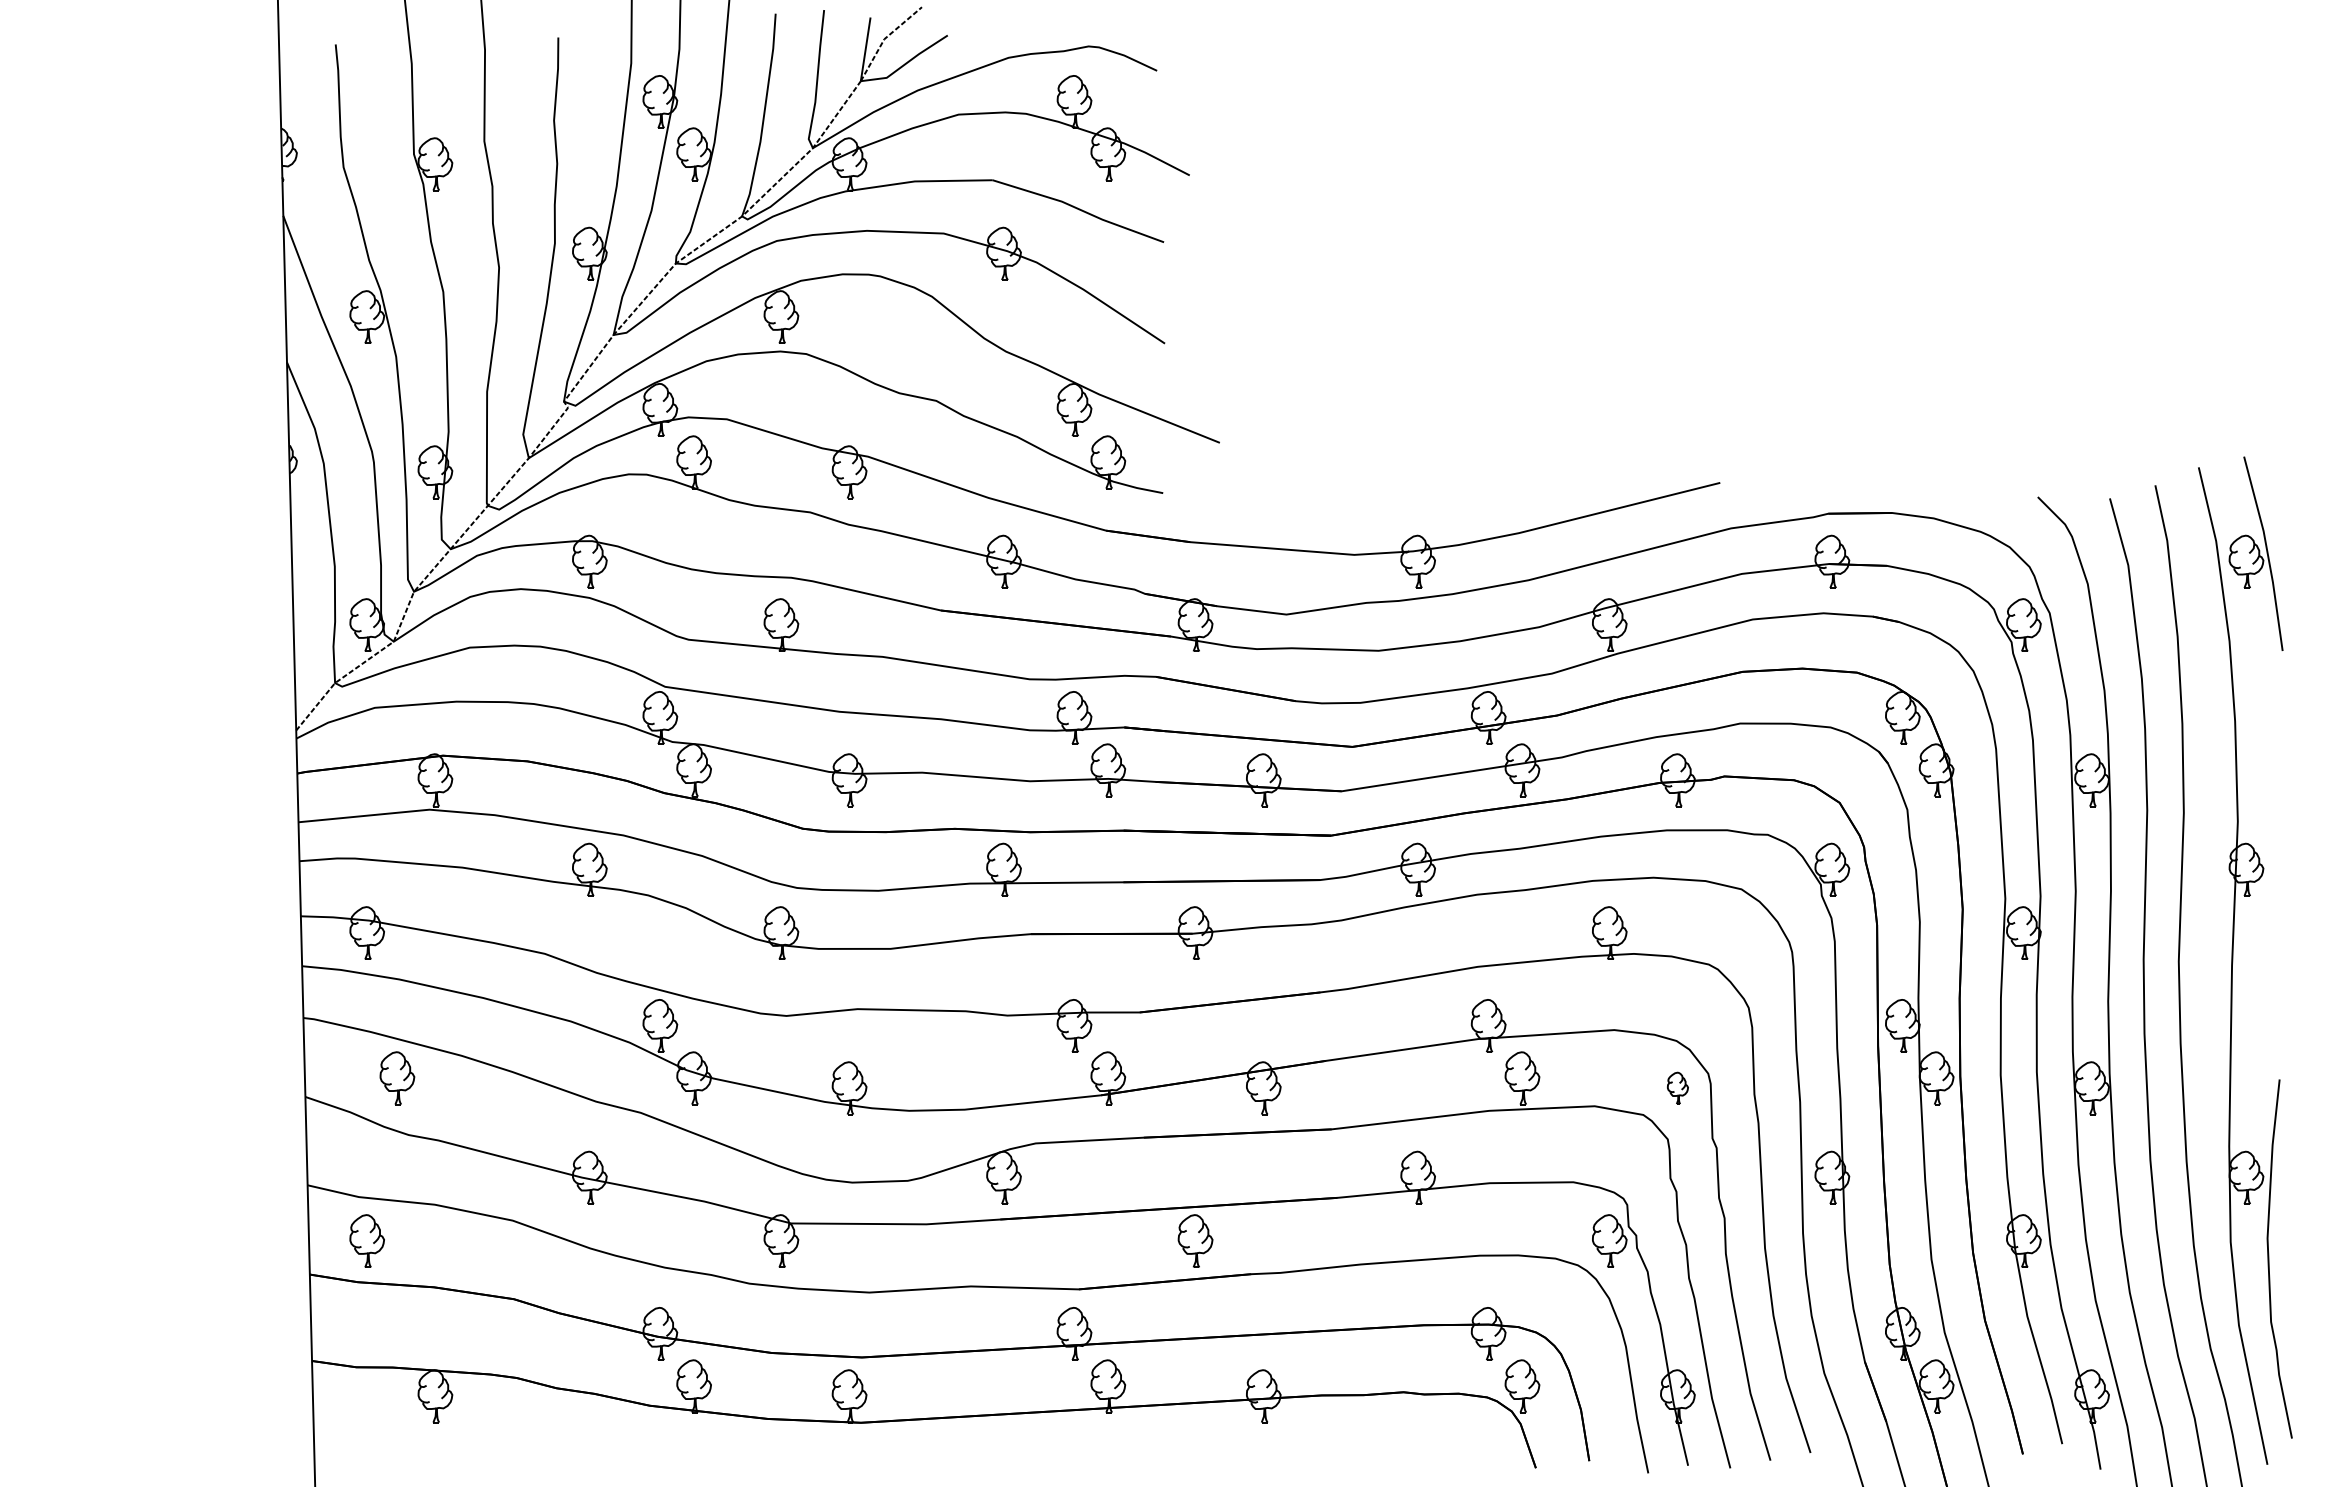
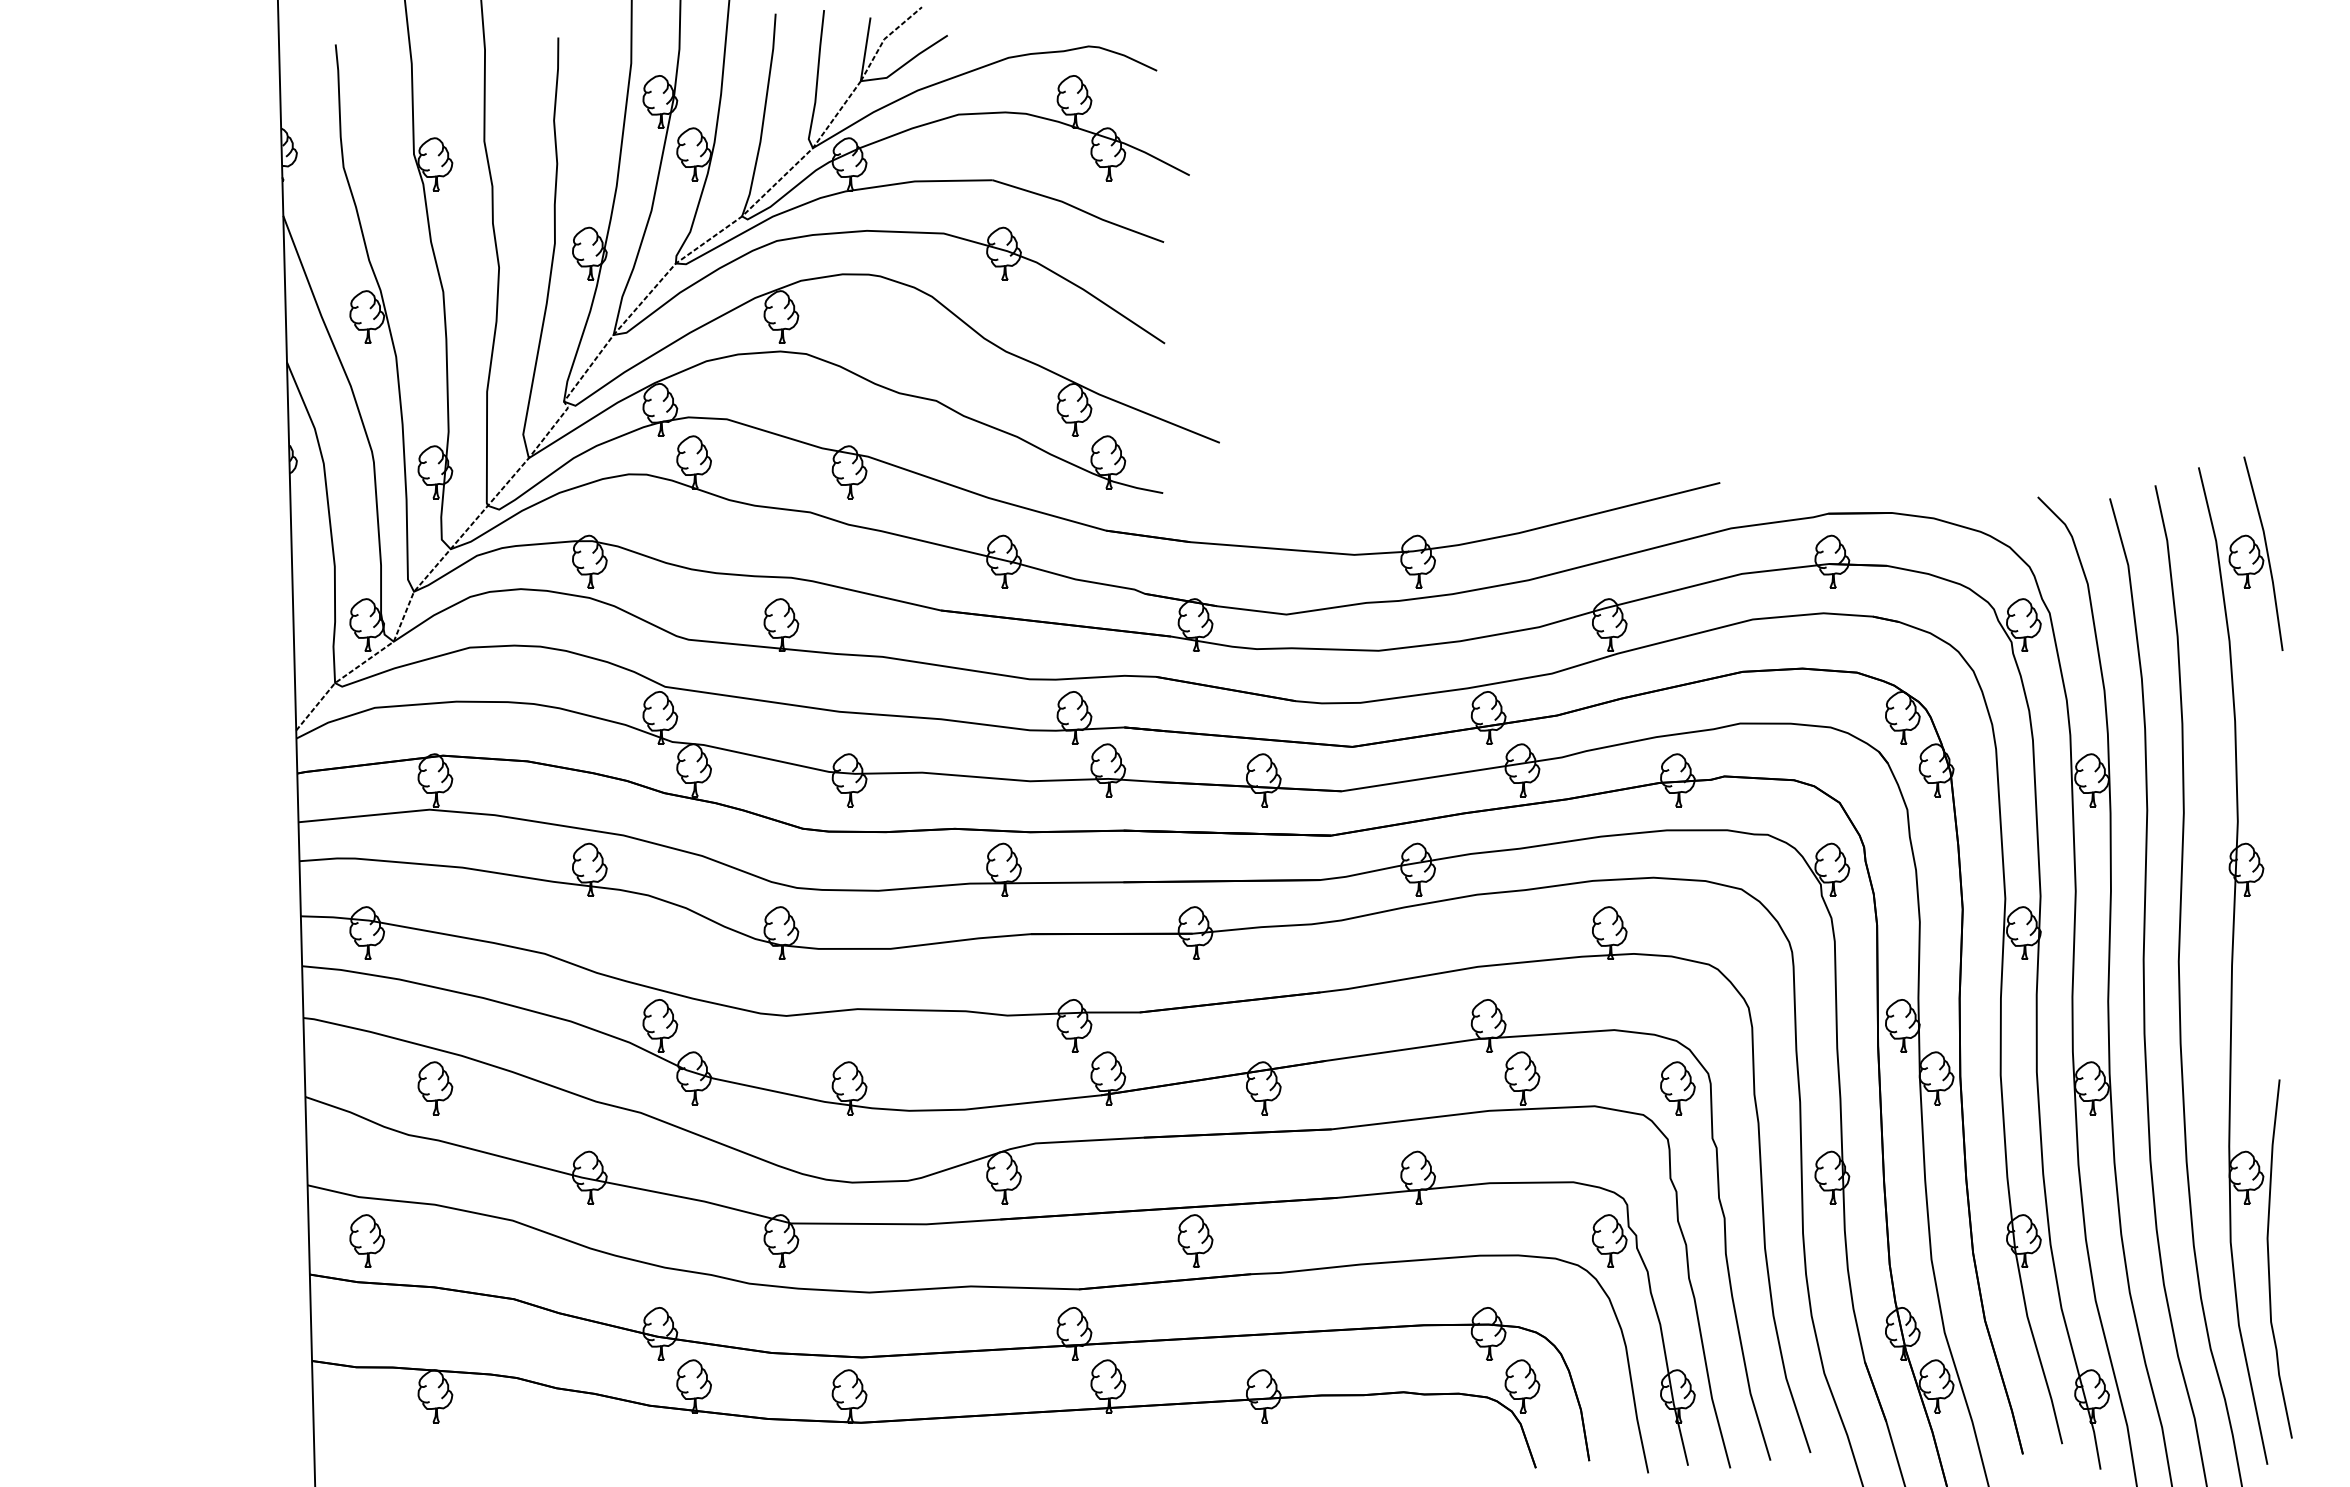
part position: (397, 1078) -> (435, 1088) (435, 1088)
part size: 22x34 px -> 36x55 px (1677, 1088)
